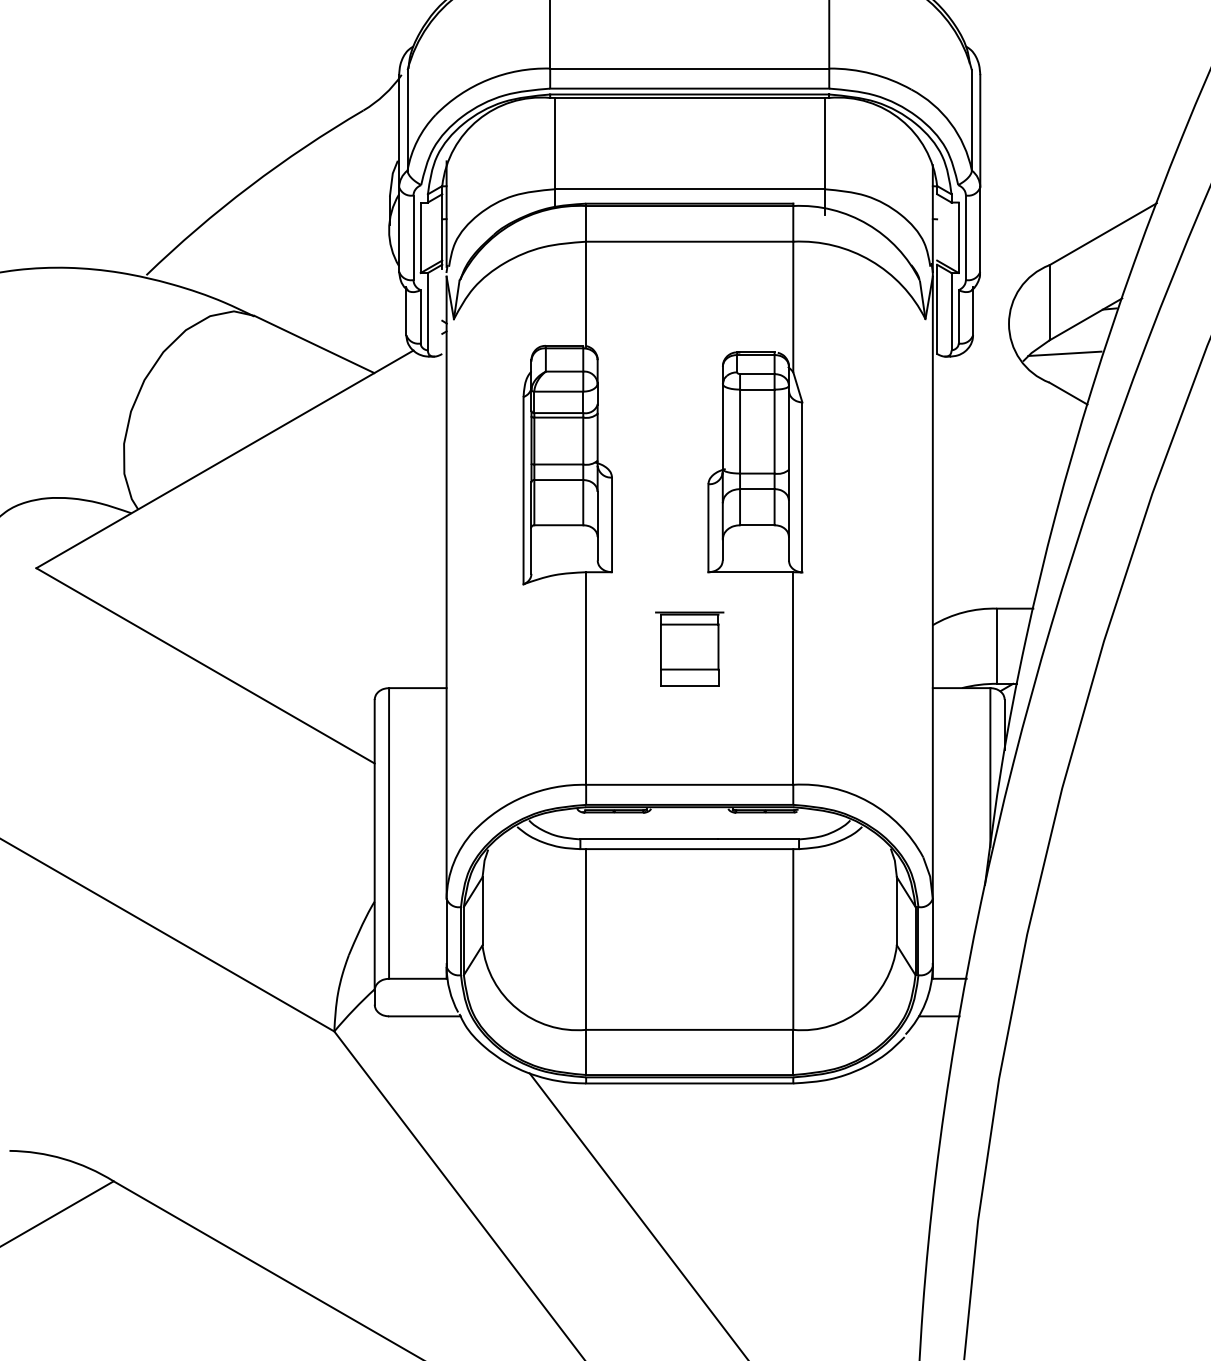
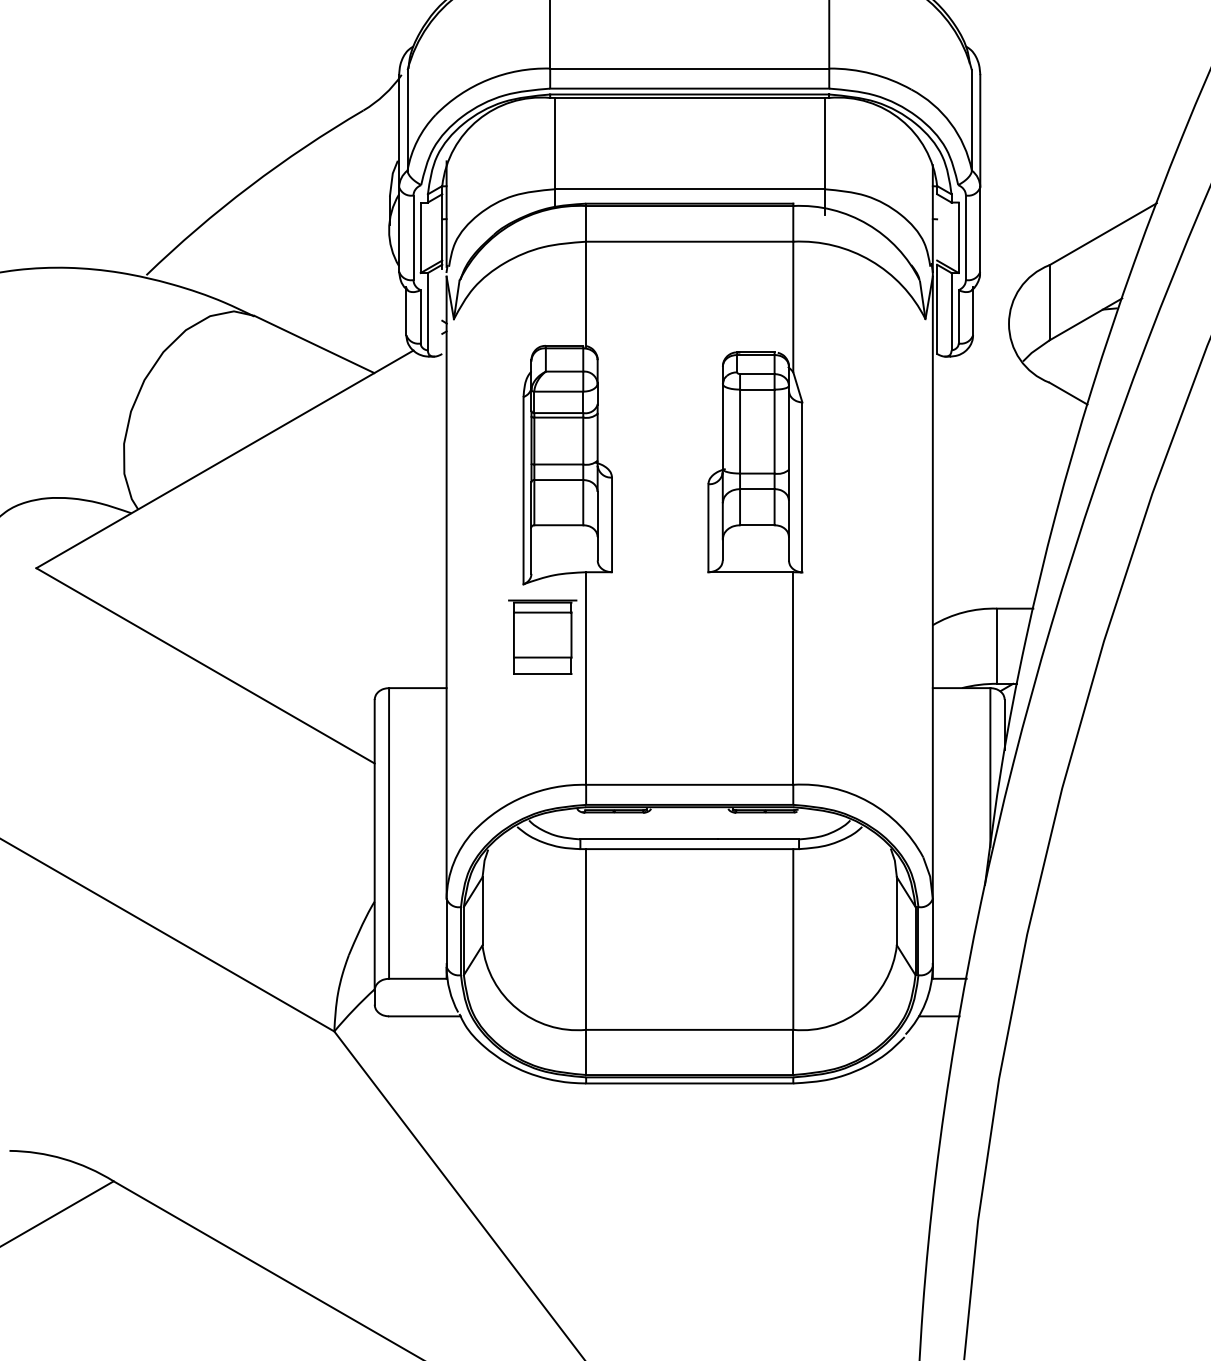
line: present -> none (1064, 353)
part position: (689, 648) -> (542, 636) (542, 636)
line: present -> none (637, 1215)
